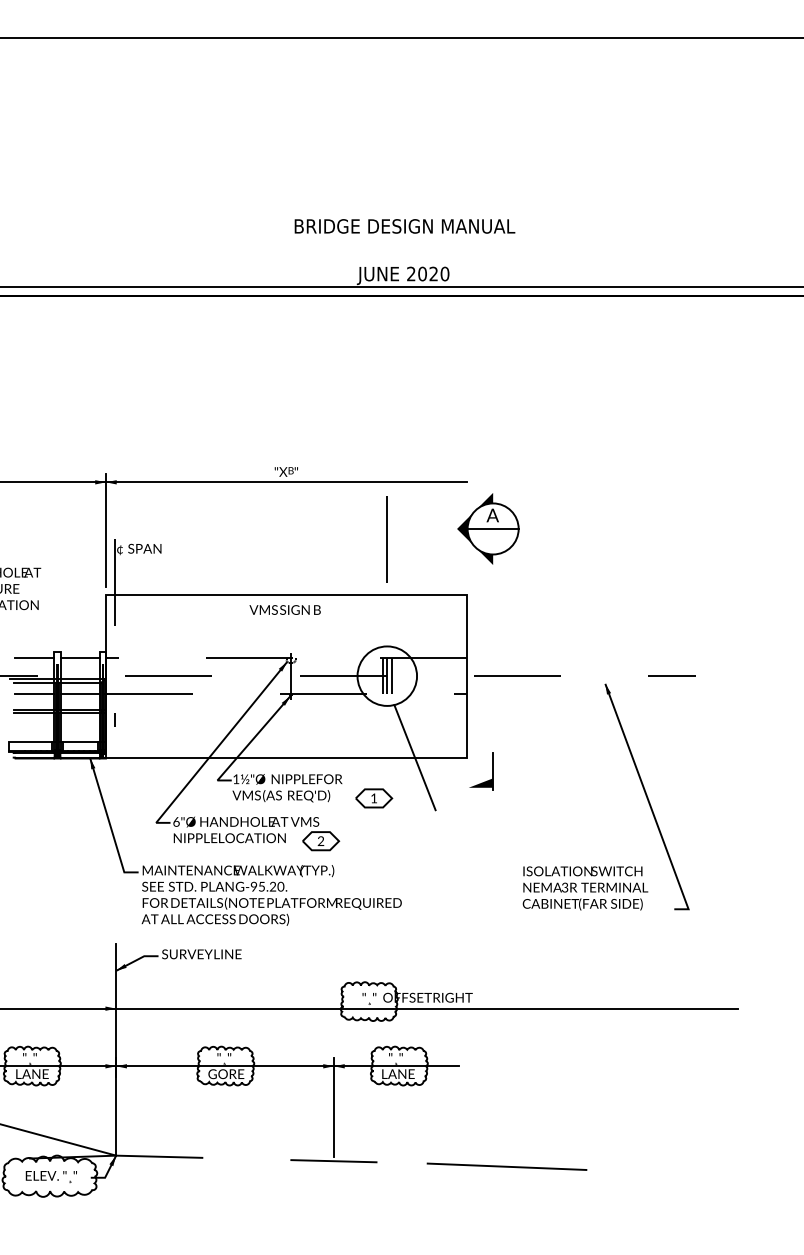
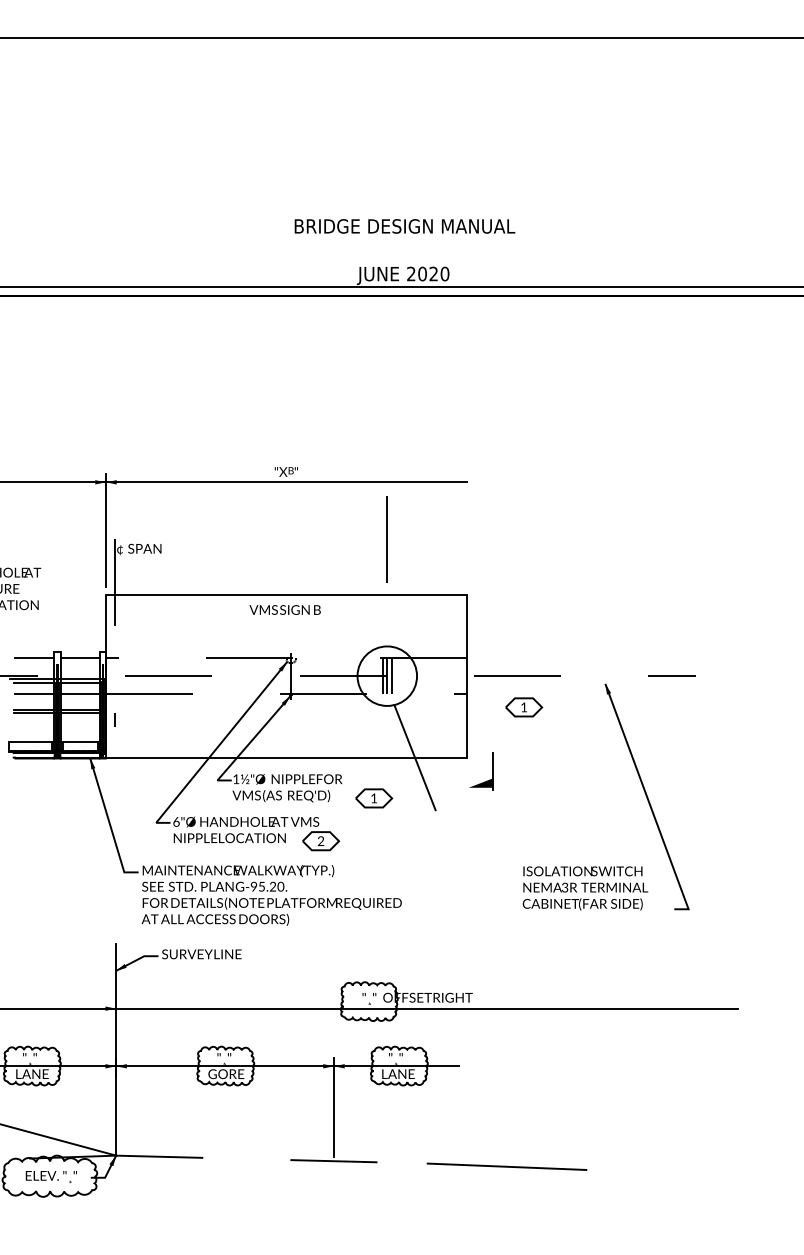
part: present -> none (488, 528)
part: none -> present (524, 707)
